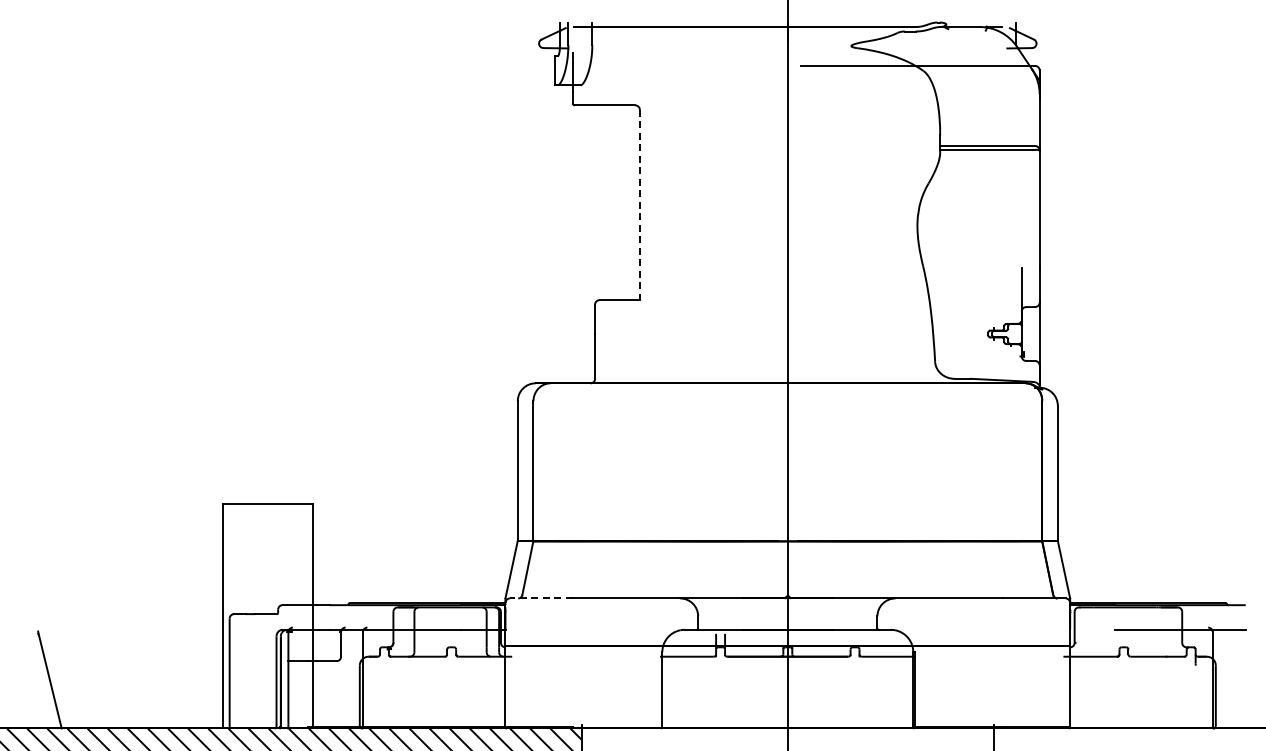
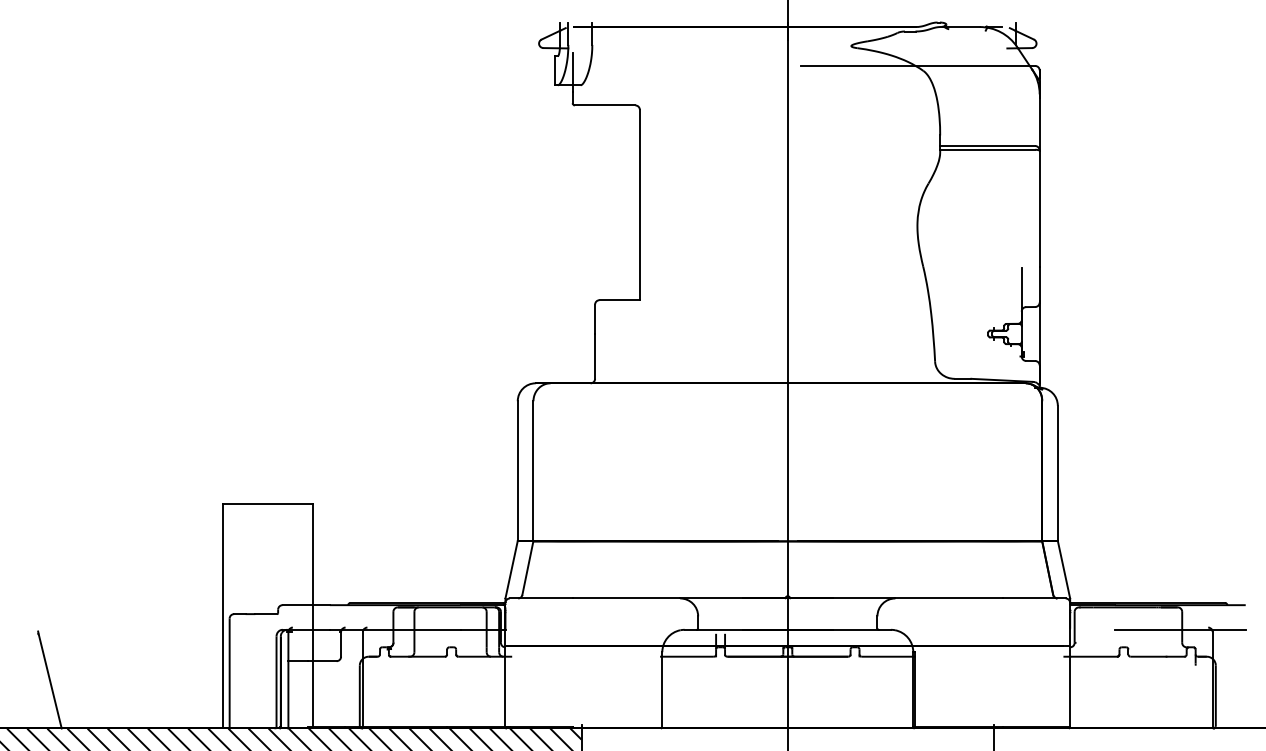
line: dashed -> solid (639, 205)
line: dashed -> solid (540, 598)
